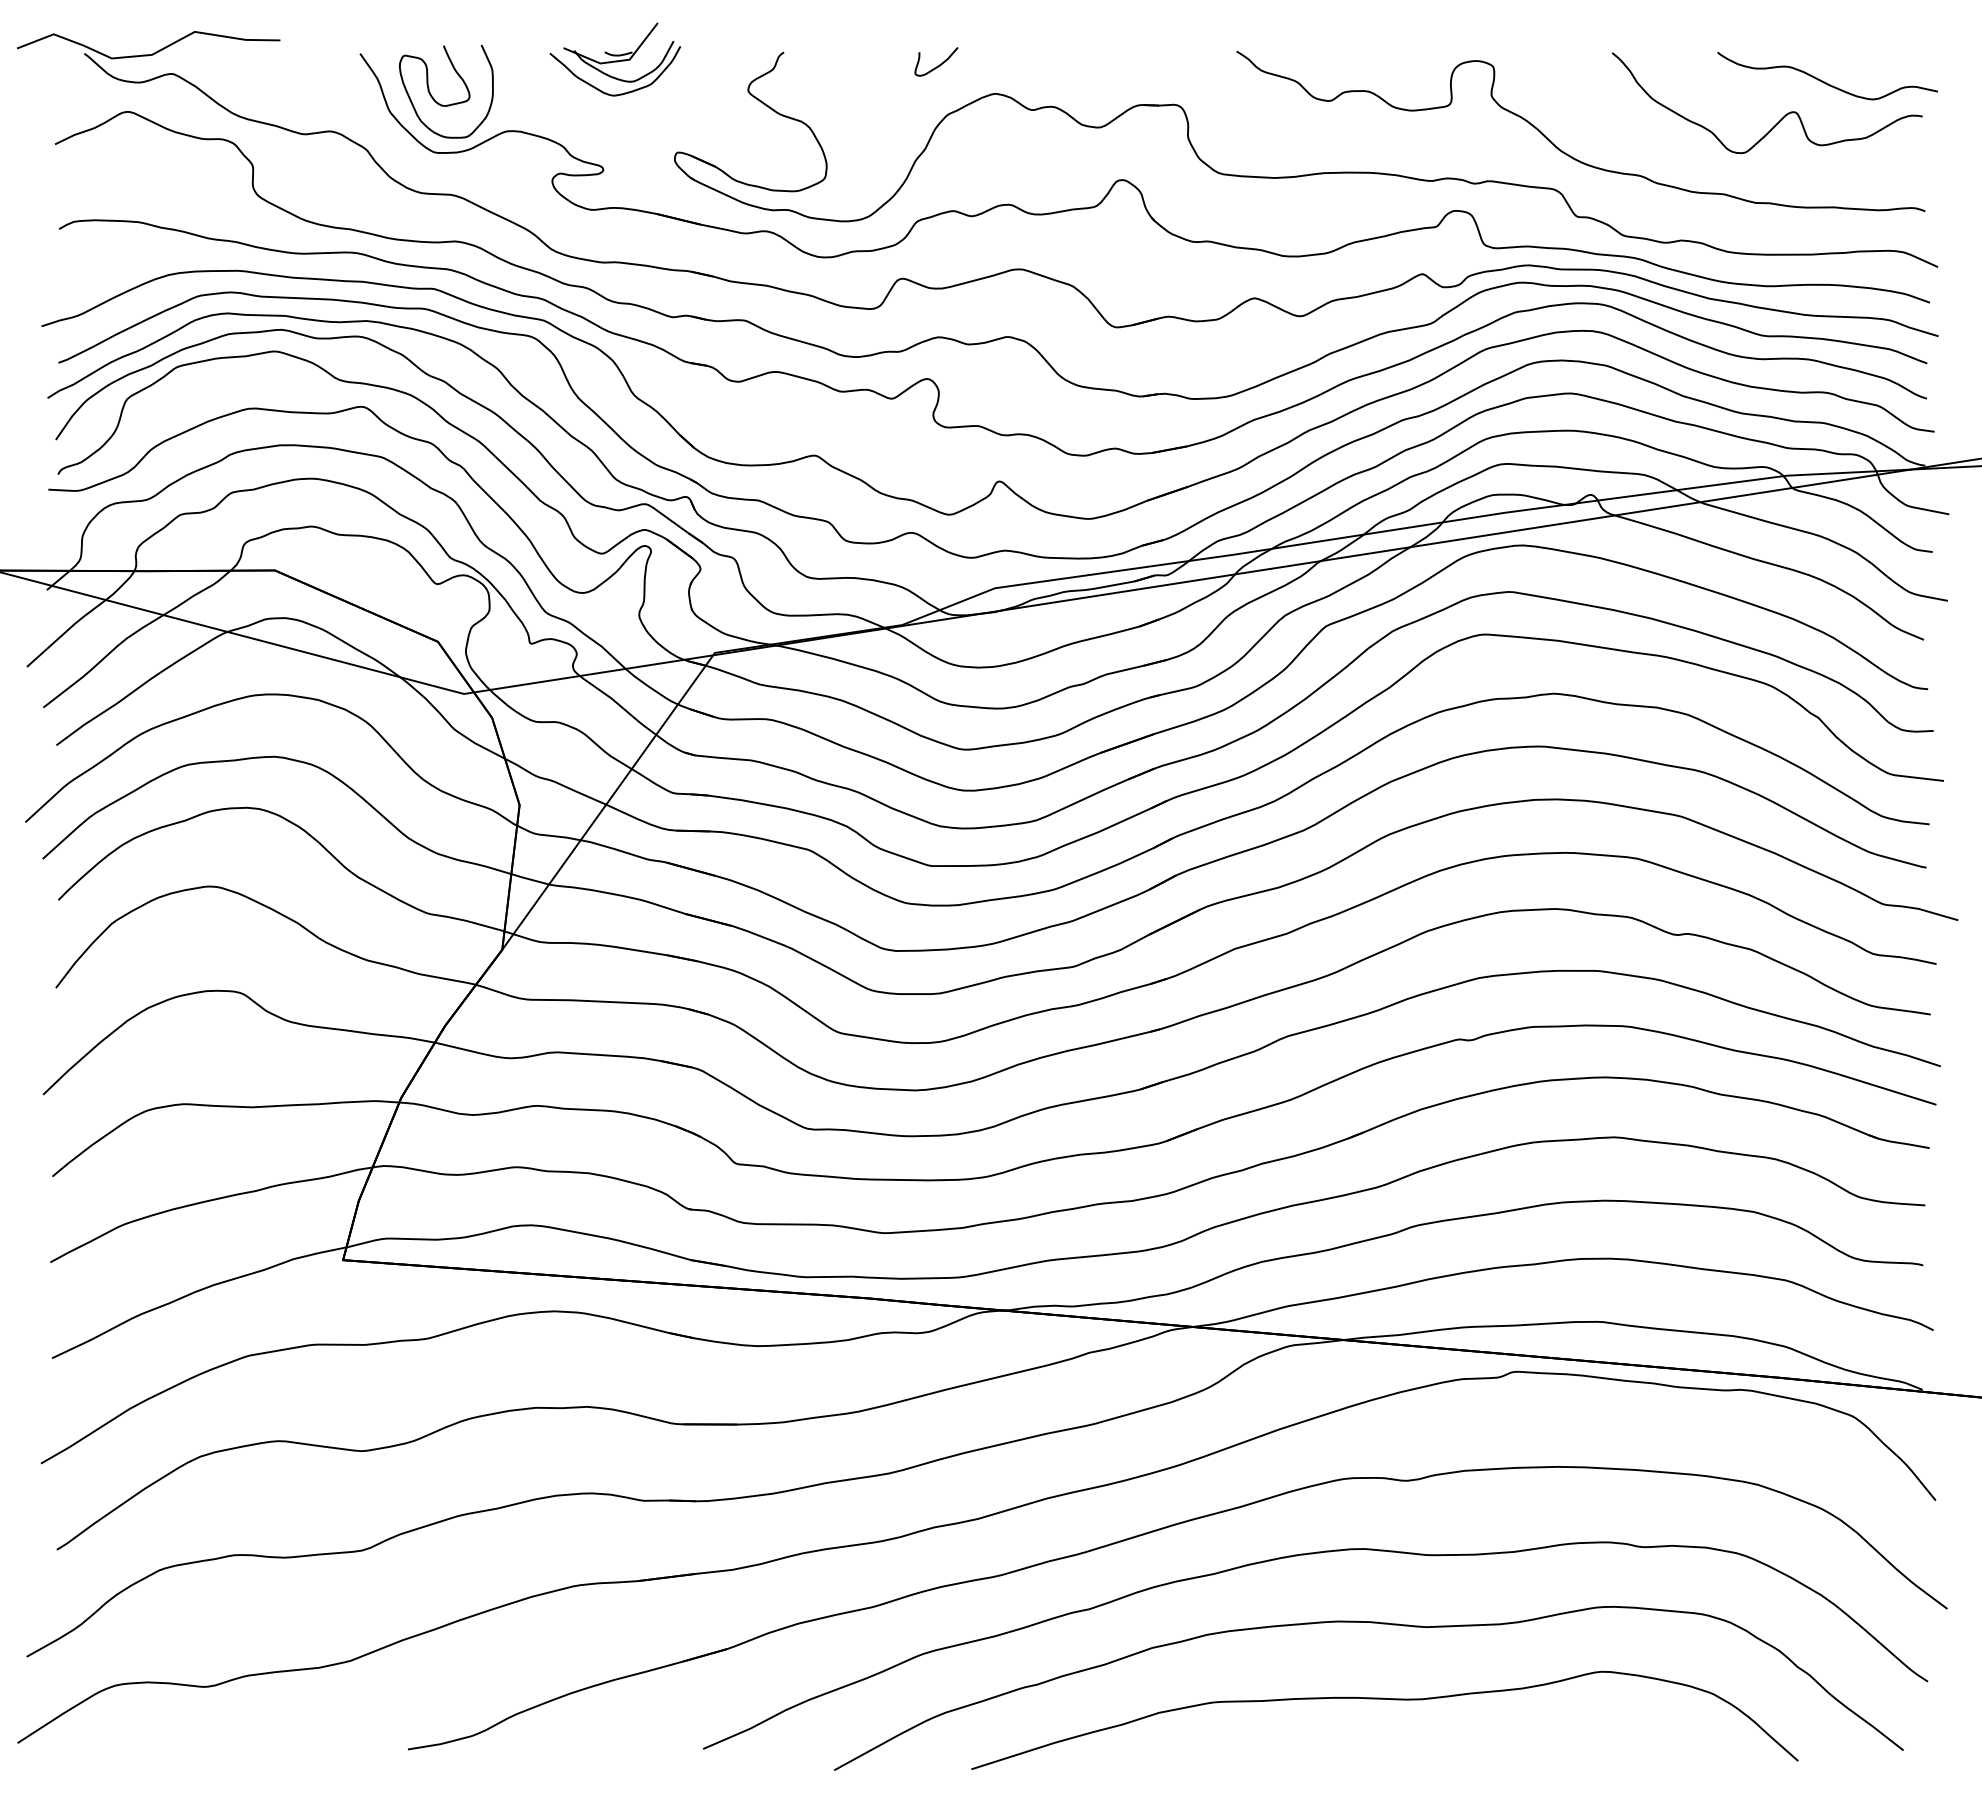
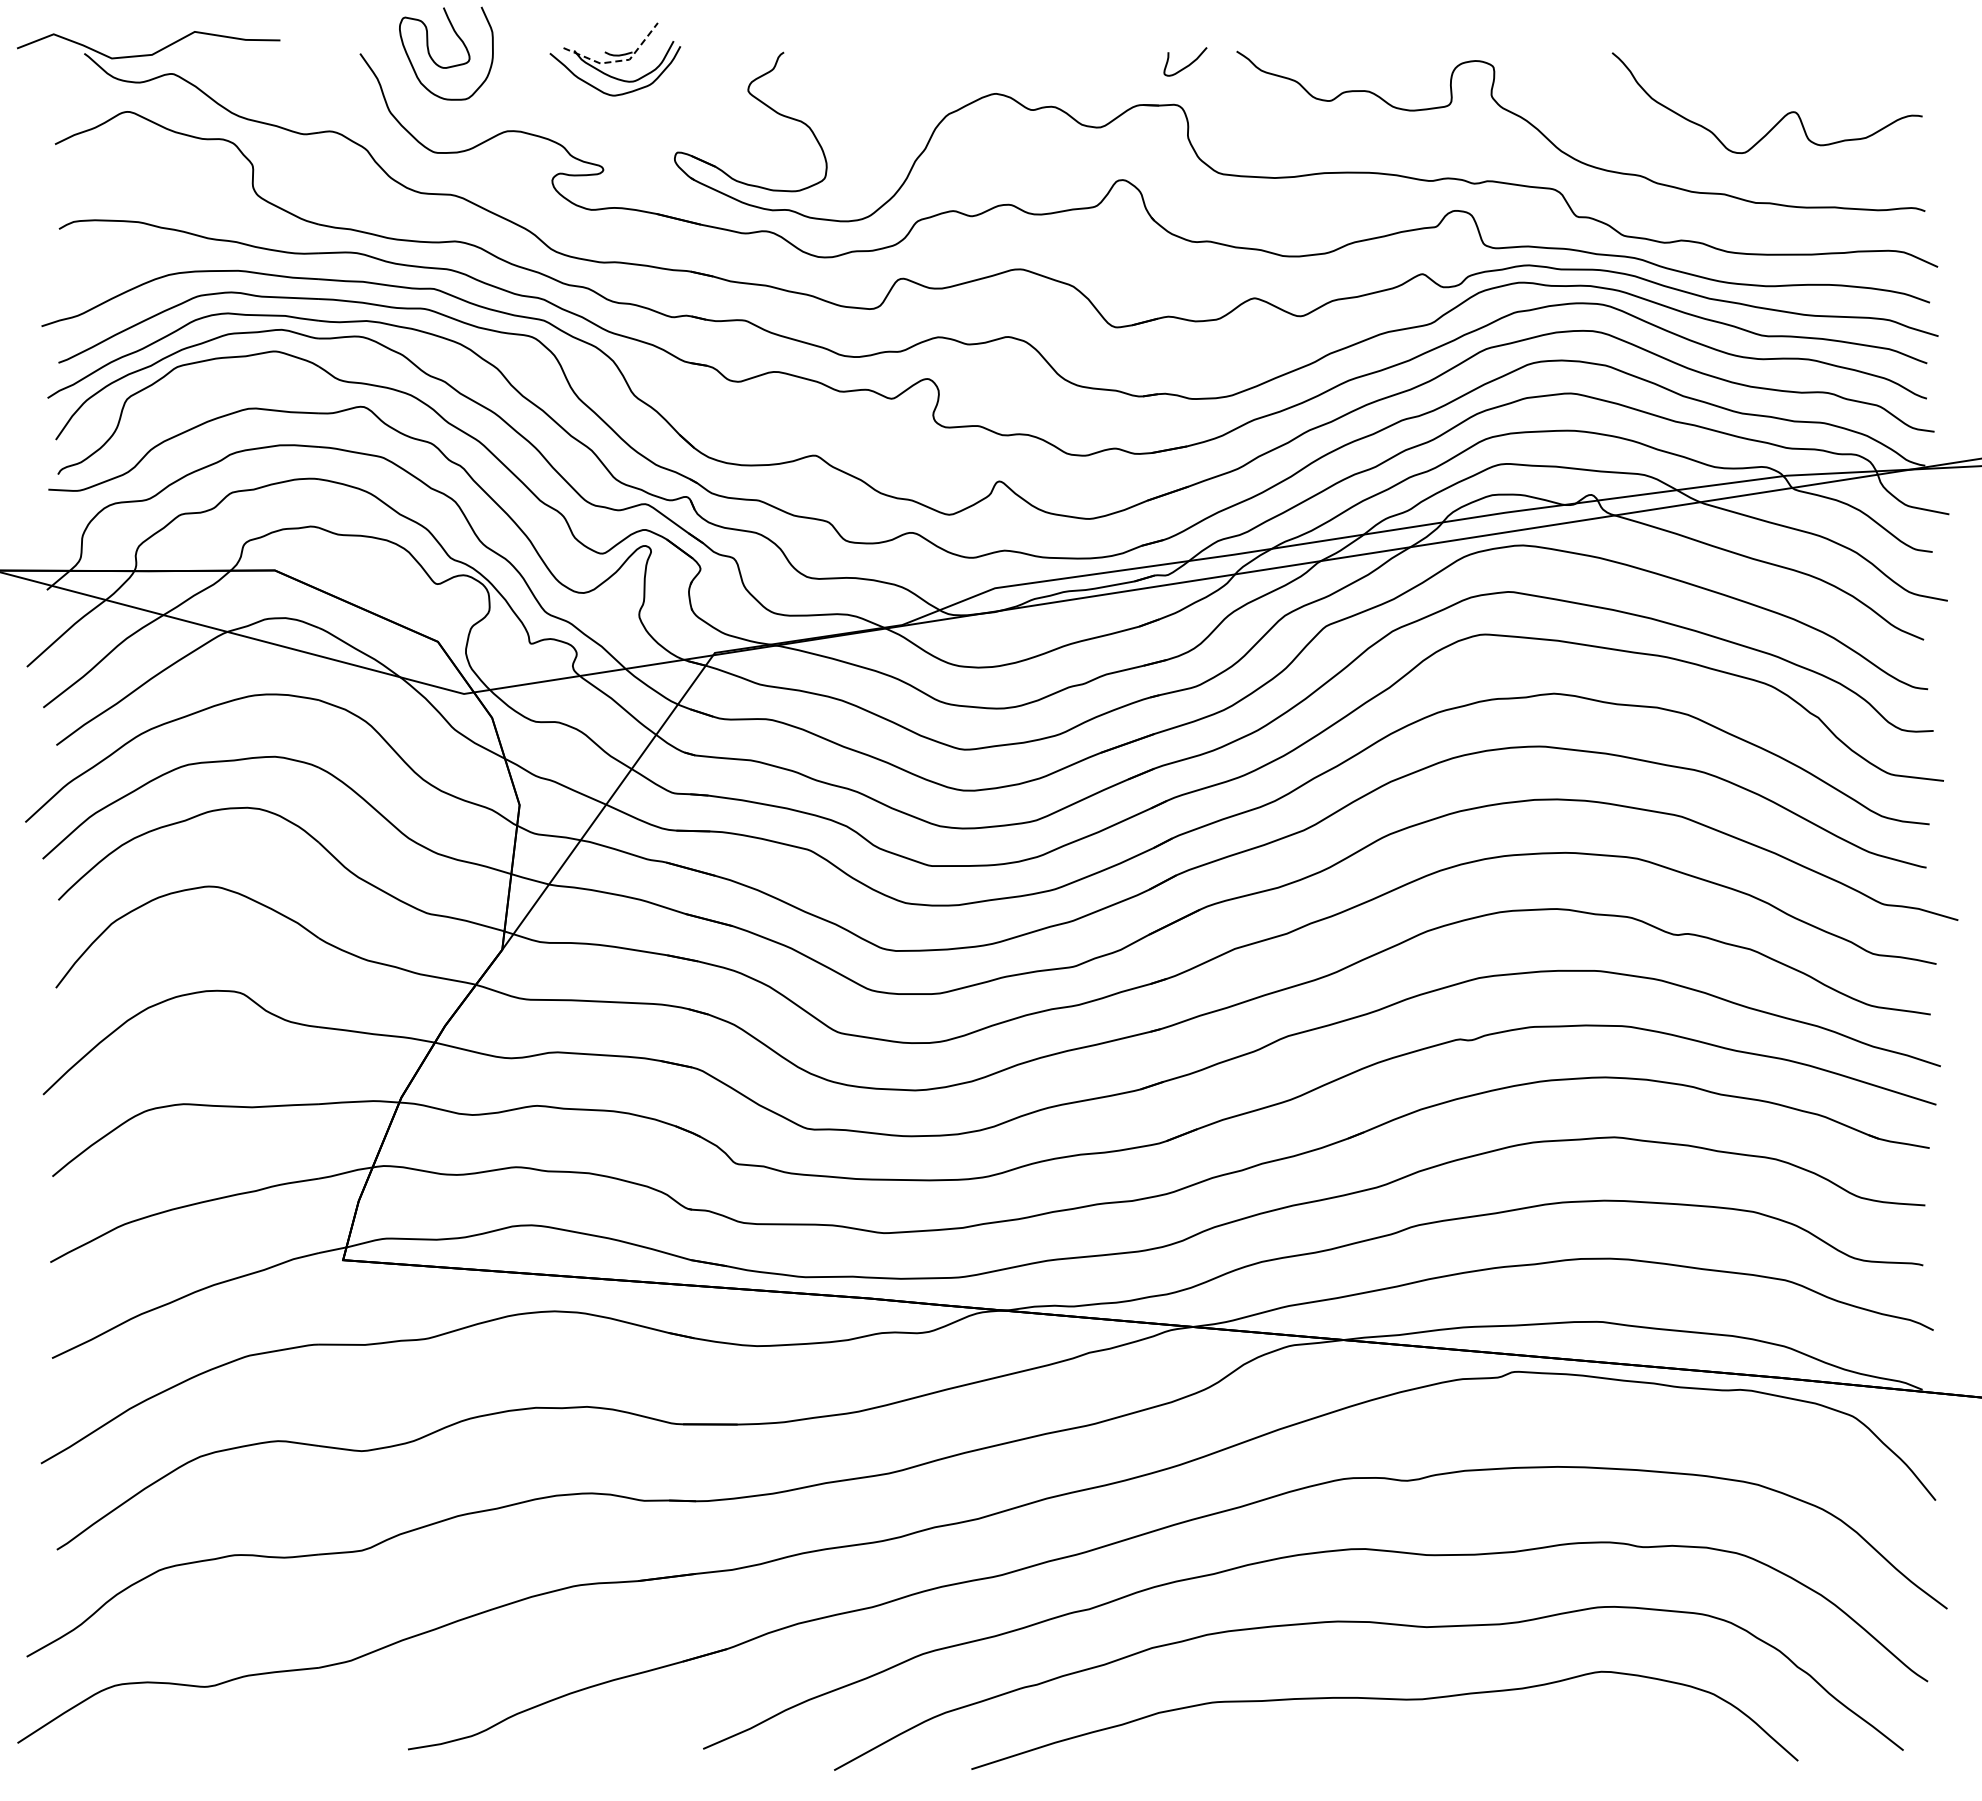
line: solid -> dashed (618, 61)
curve position: (937, 65) -> (1186, 65) (1186, 65)
curve: present -> none (1824, 81)
curve position: (451, 103) -> (451, 65) (451, 65)
